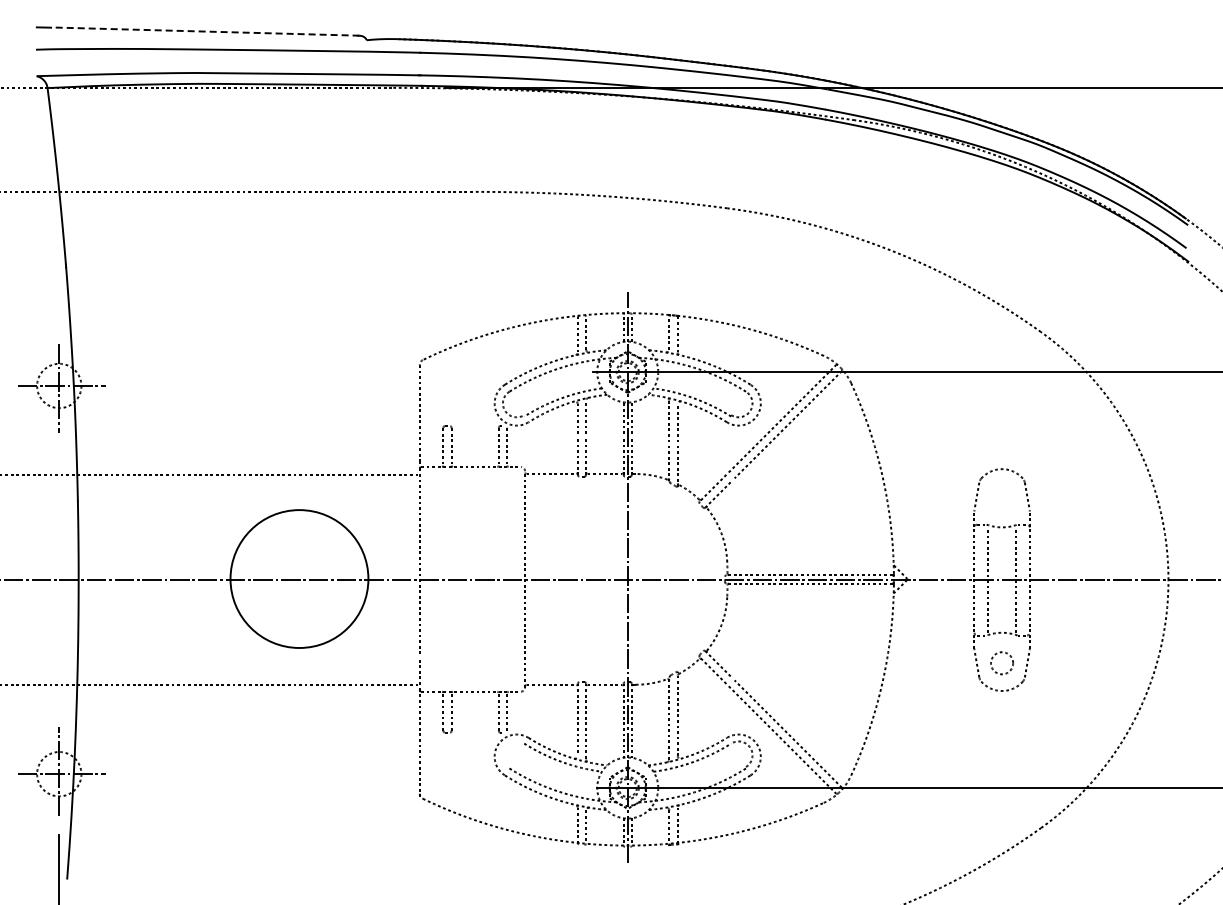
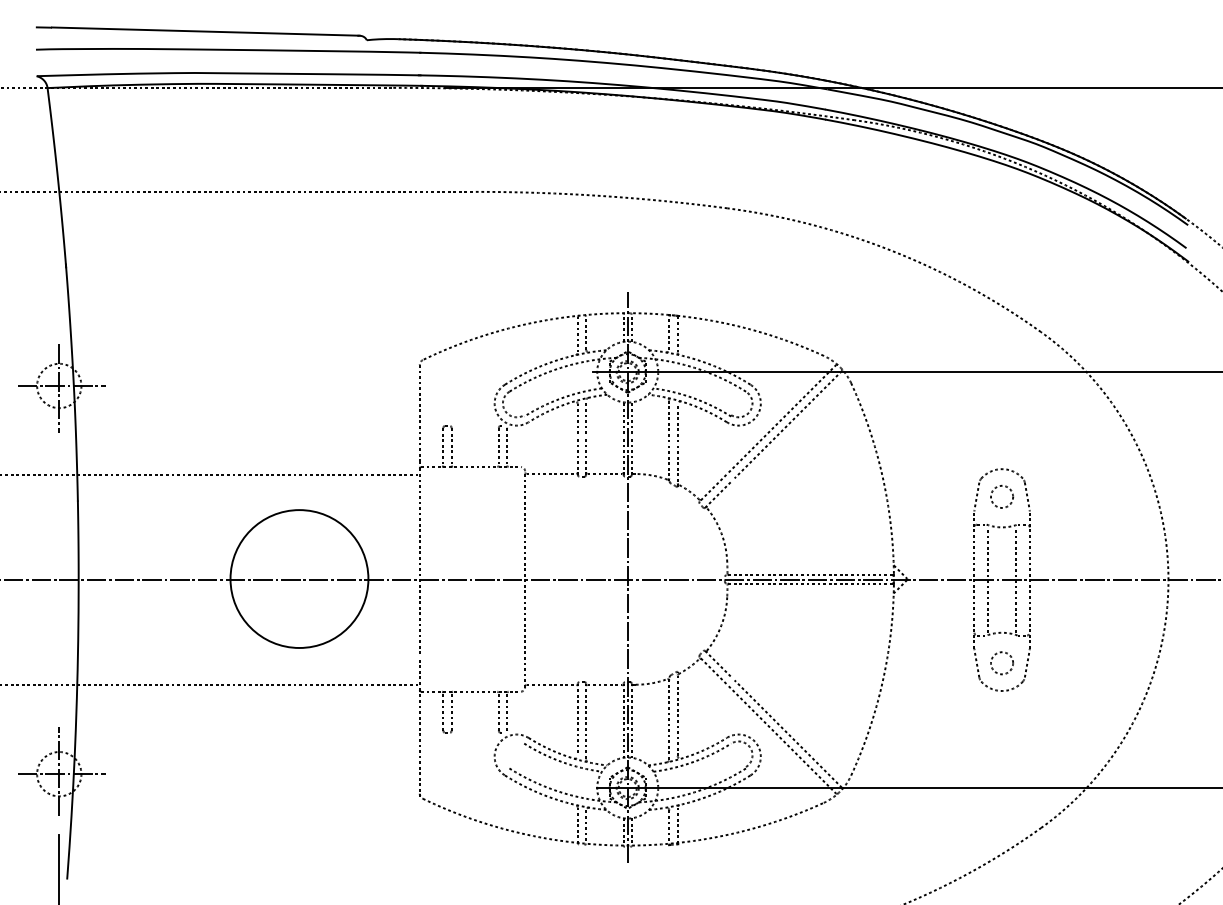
line: dashed -> solid (205, 31)
circle: none -> present (1002, 496)
